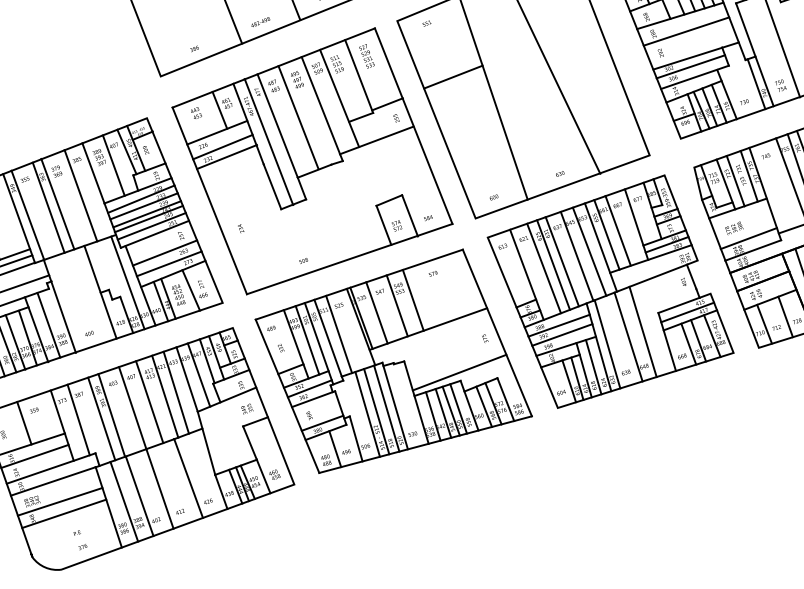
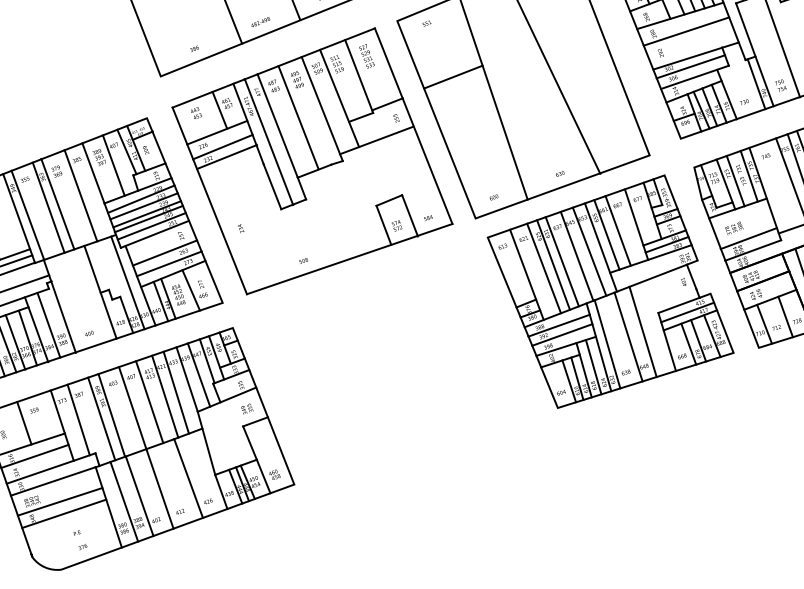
part: present -> none (393, 360)
